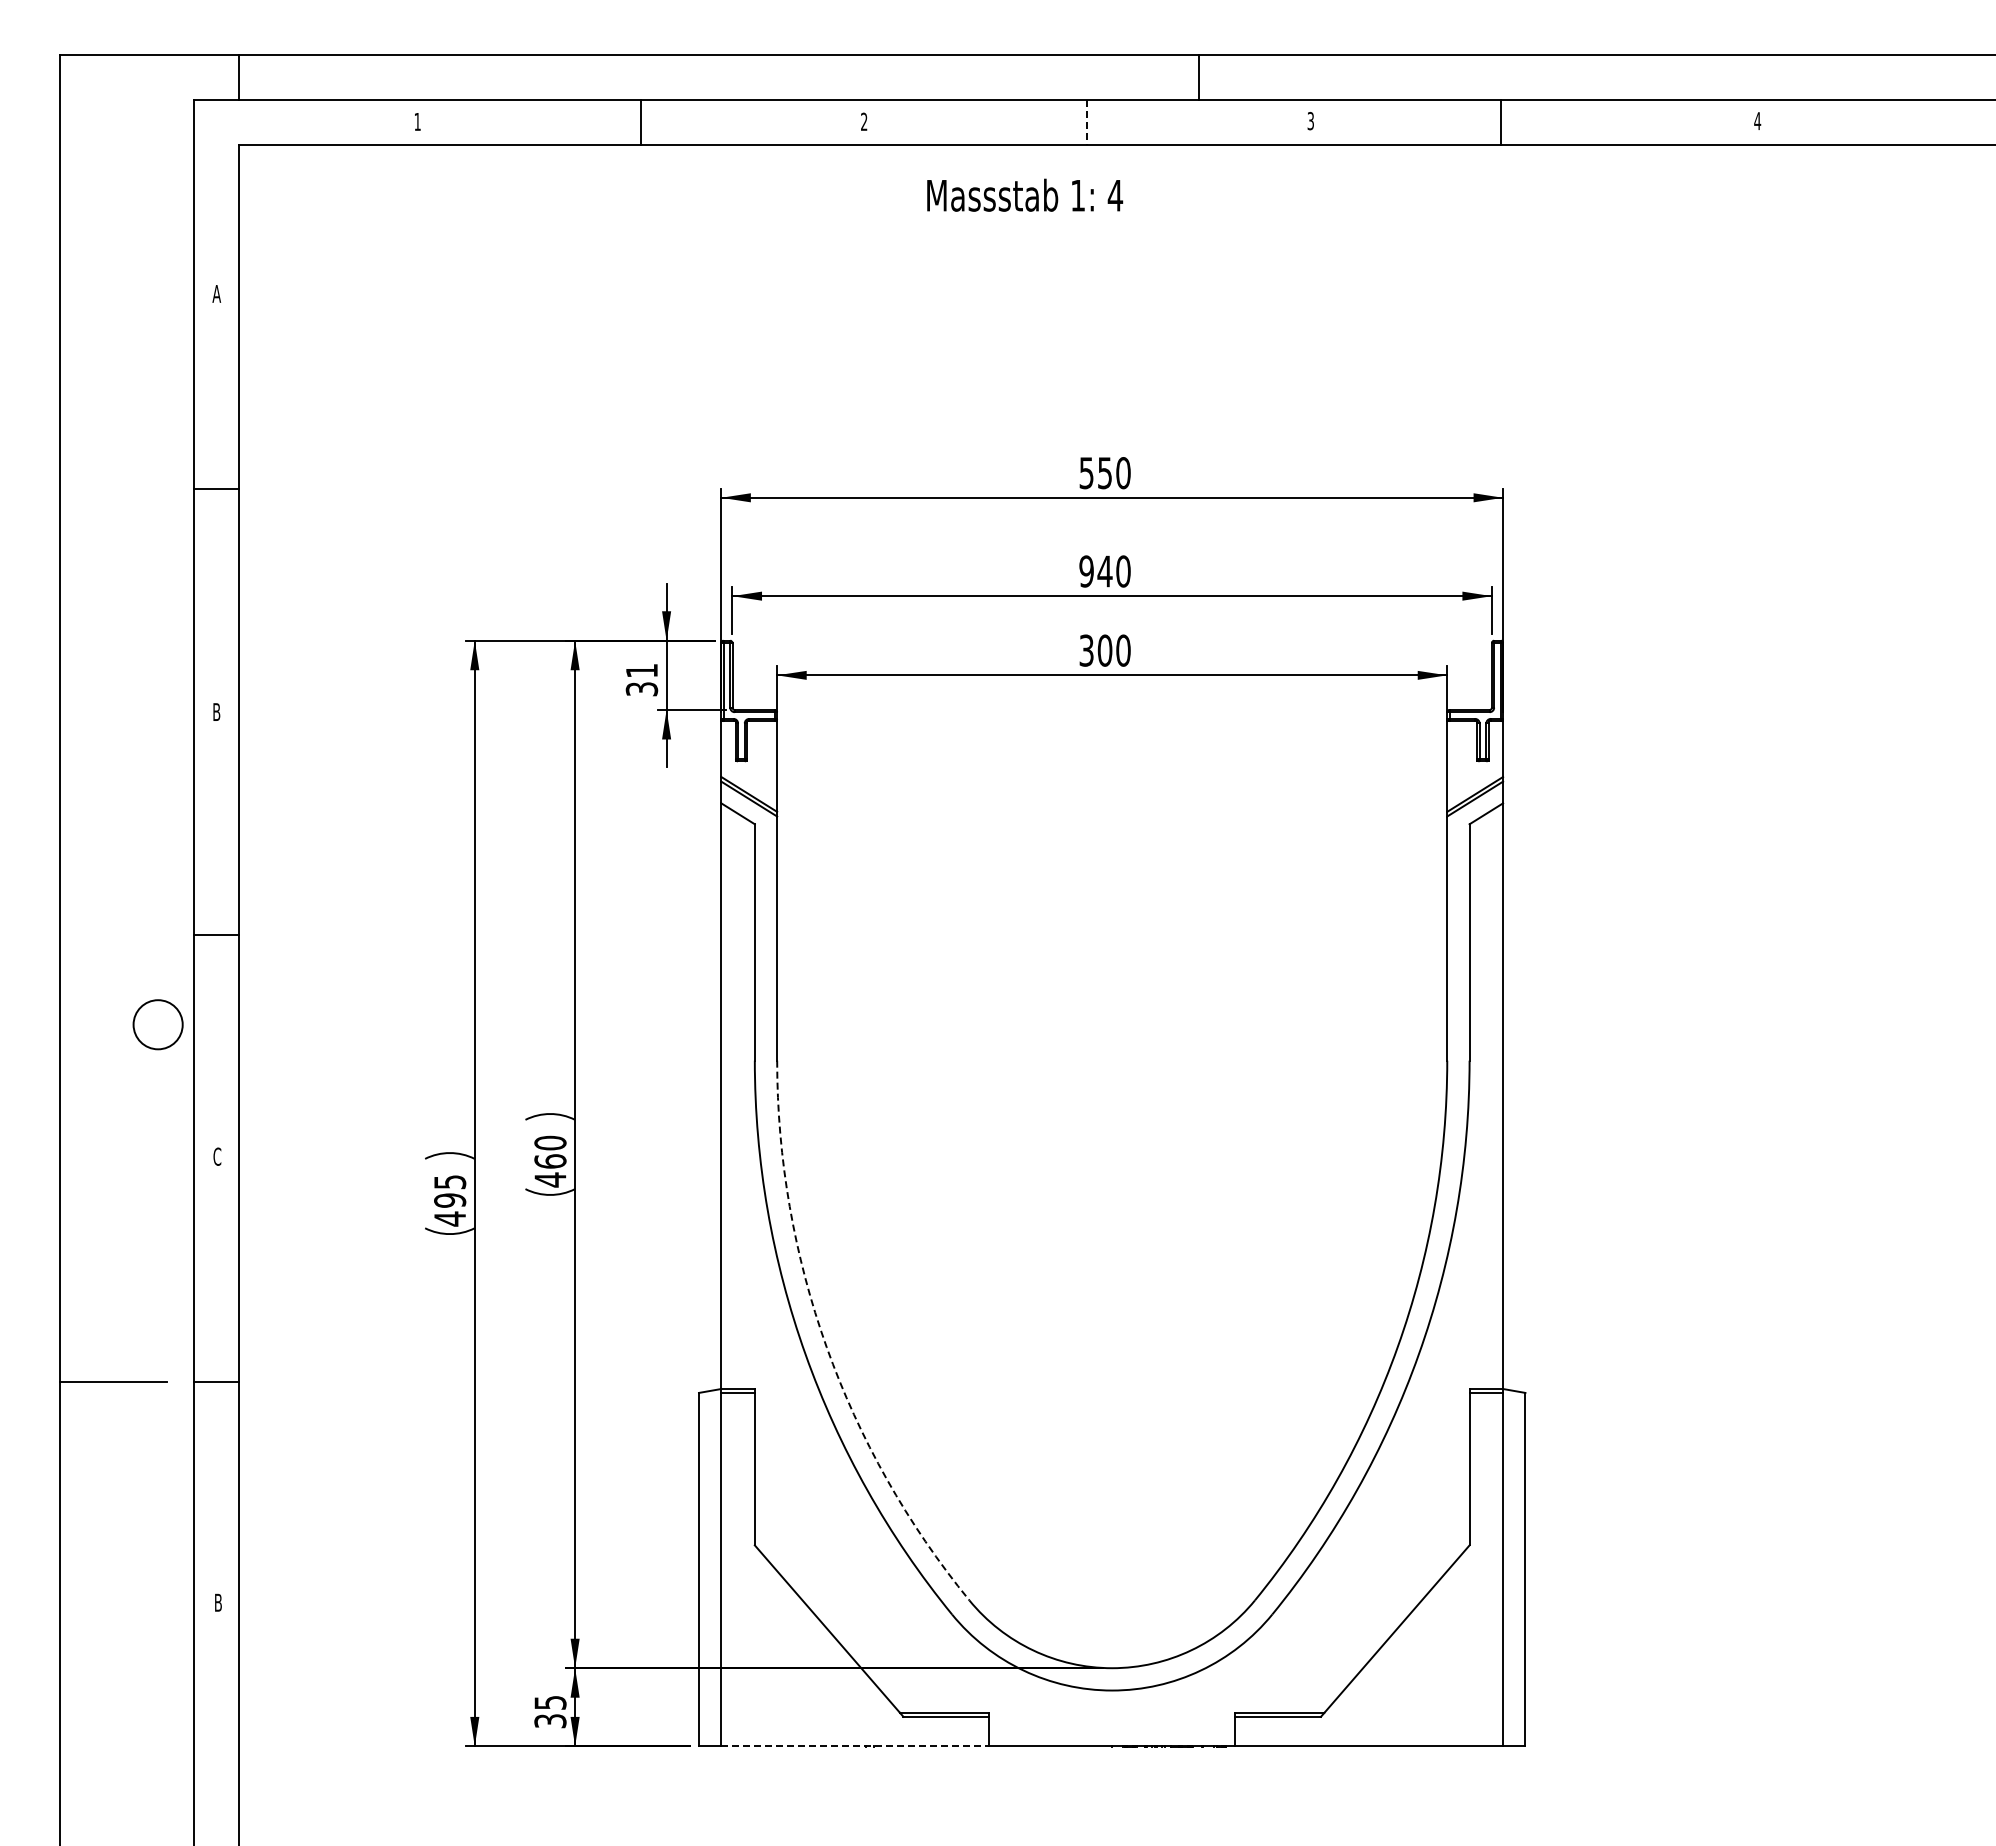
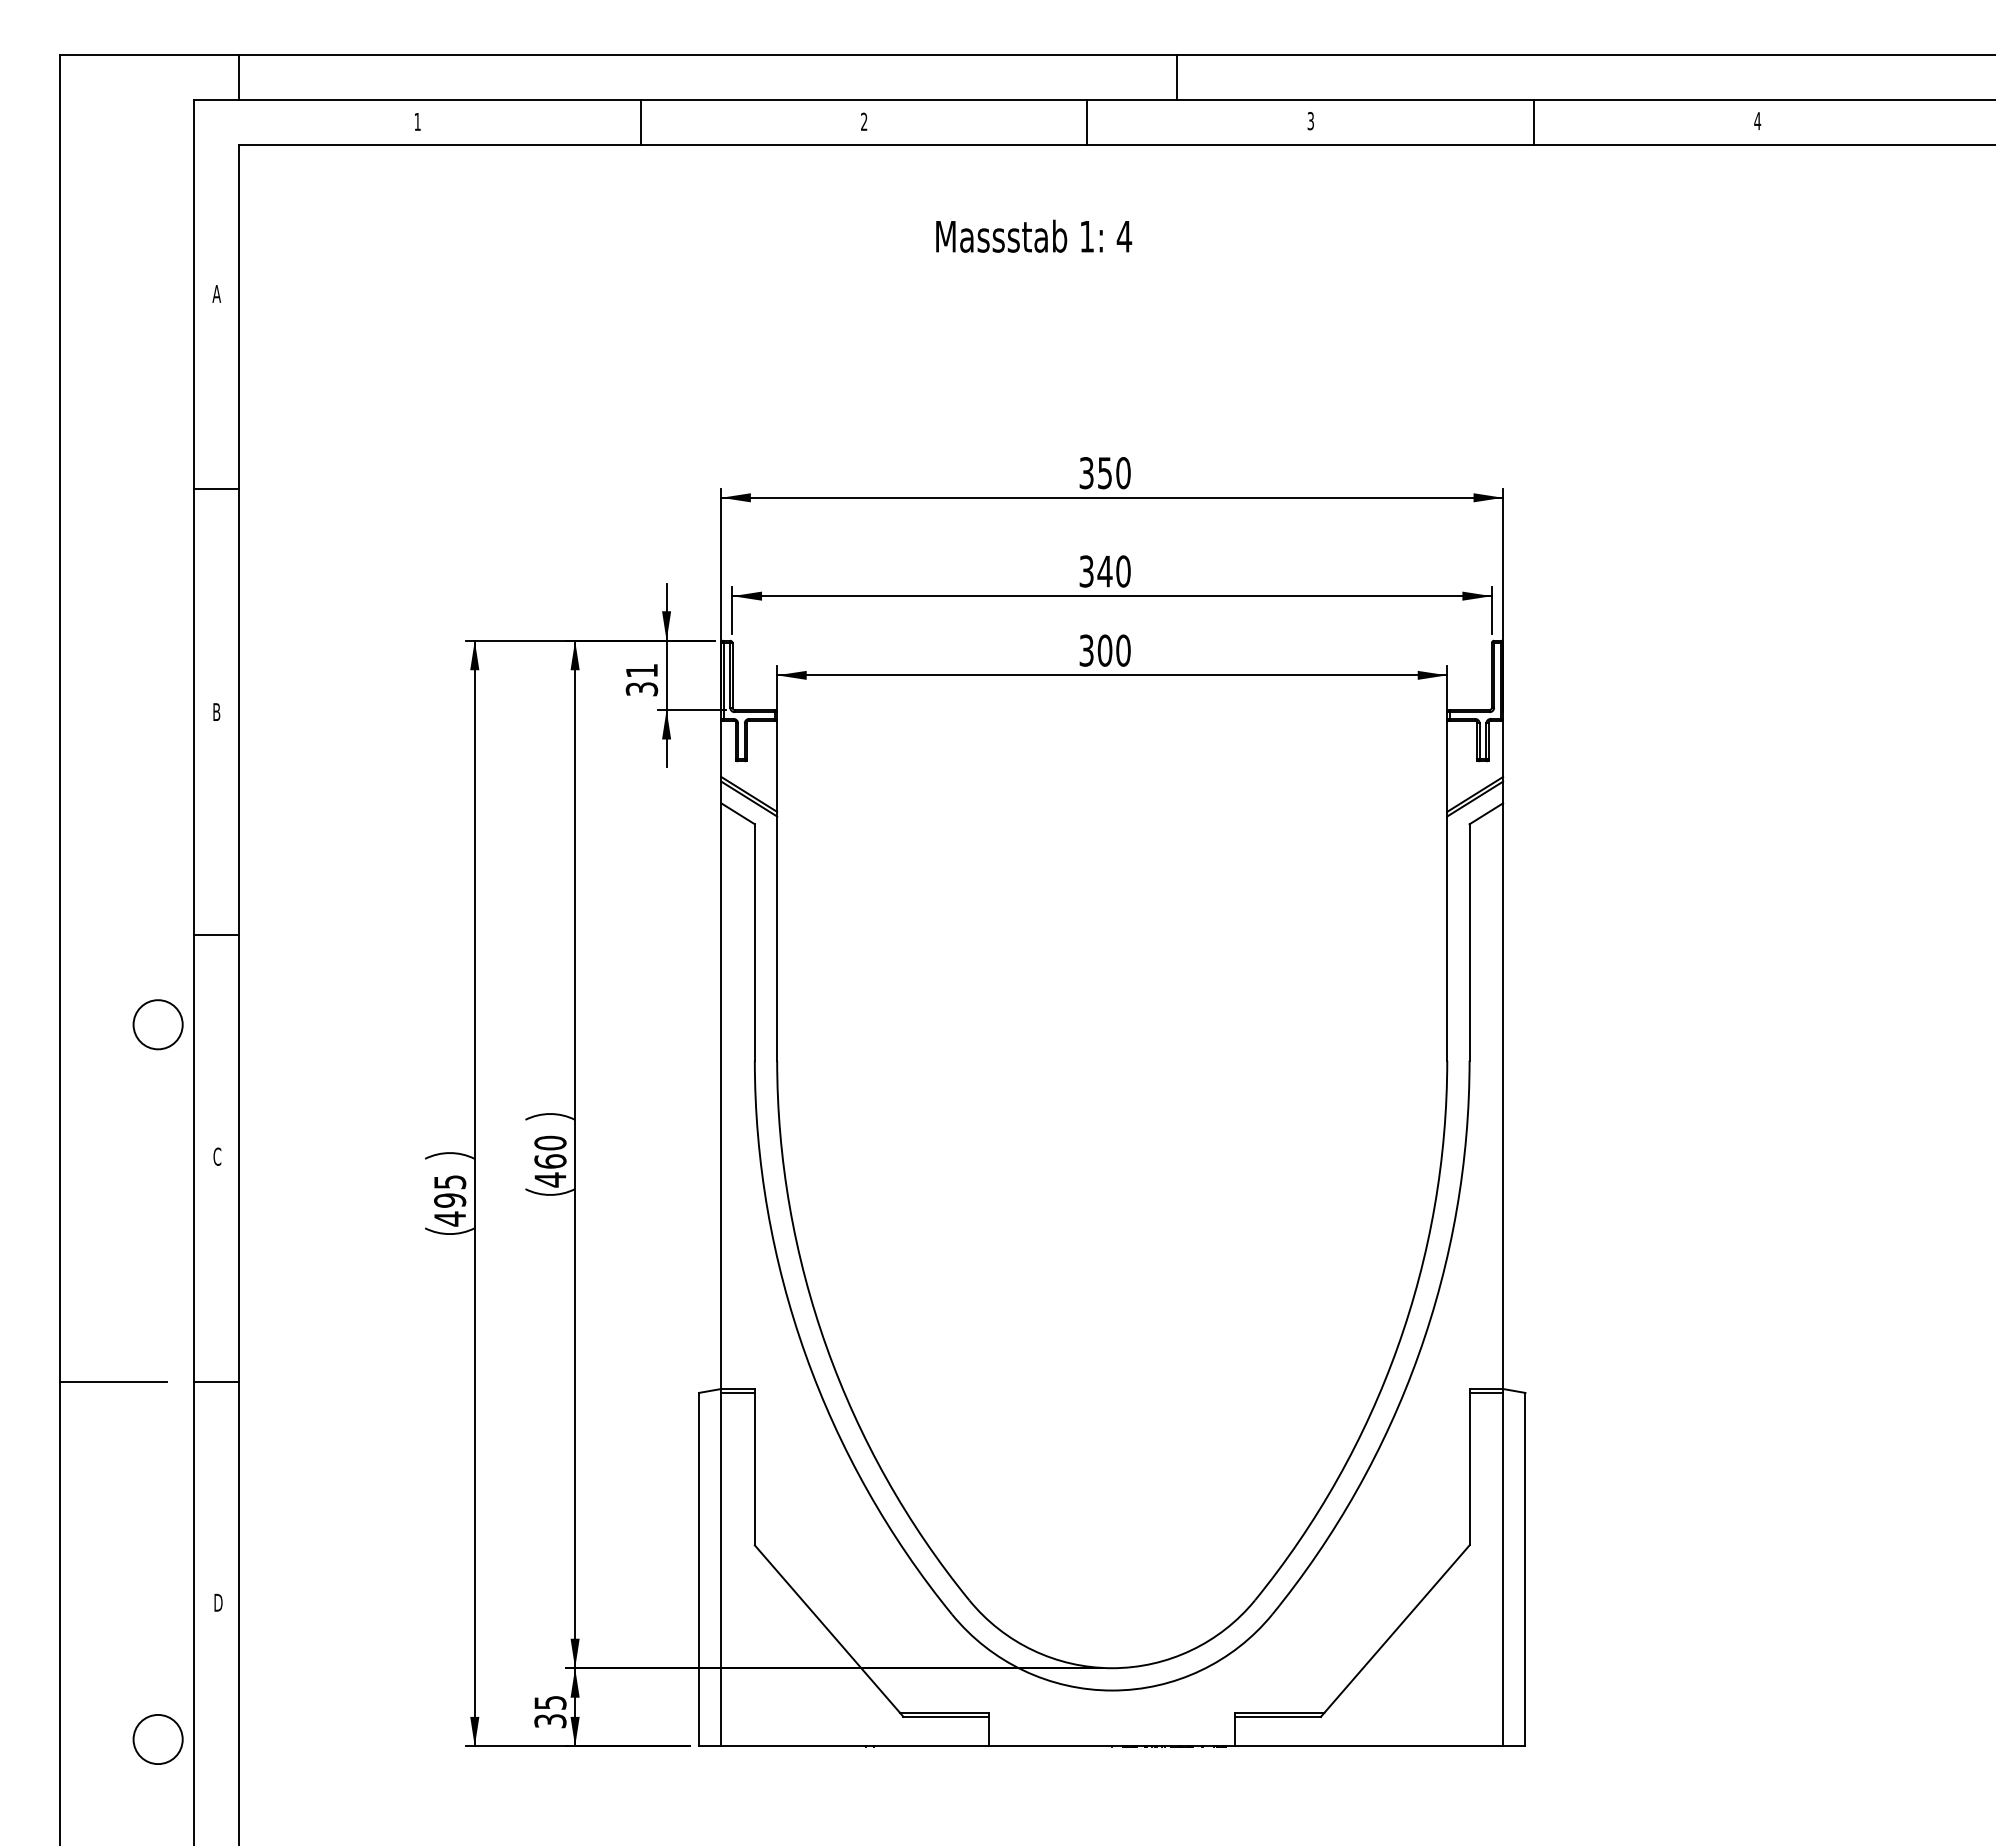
line position: (1198, 77) -> (1176, 77) (1176, 77)
line: dashed -> solid (1087, 122)
line position: (1501, 122) -> (1534, 122) (1534, 122)
text position: (1025, 194) -> (1034, 235) (1034, 235)
text: 550 -> 350 (1086, 472)
text: 940 -> 340 (1086, 571)
arc: dashed -> solid (826, 1347)
text: B -> D (218, 1602)
circle: none -> present (157, 1739)
line: dashed -> solid (855, 1746)
